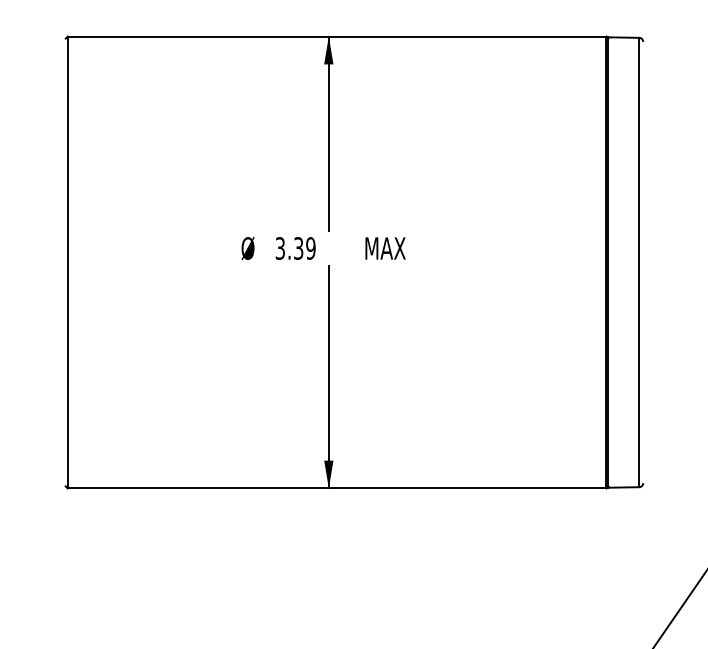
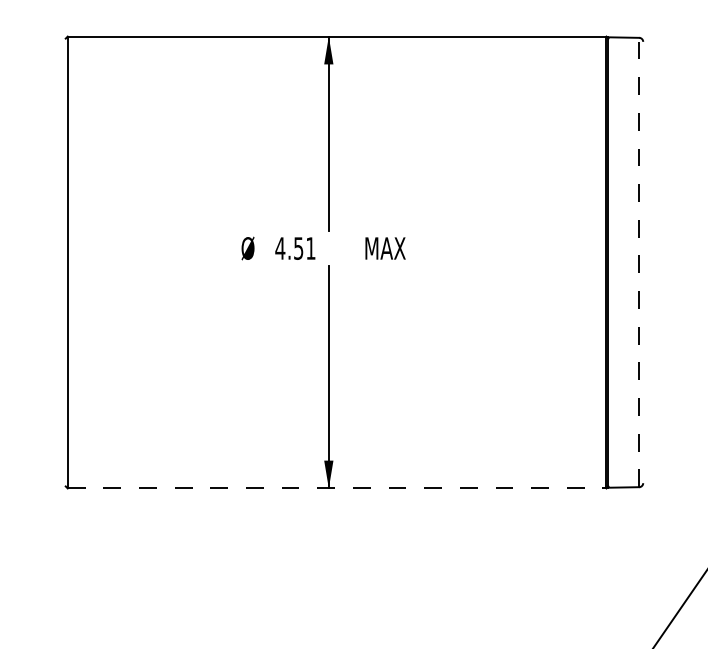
text: 3.39 -> 4.51 (295, 248)
line: solid -> dashed (639, 262)
line: solid -> dashed (337, 488)
